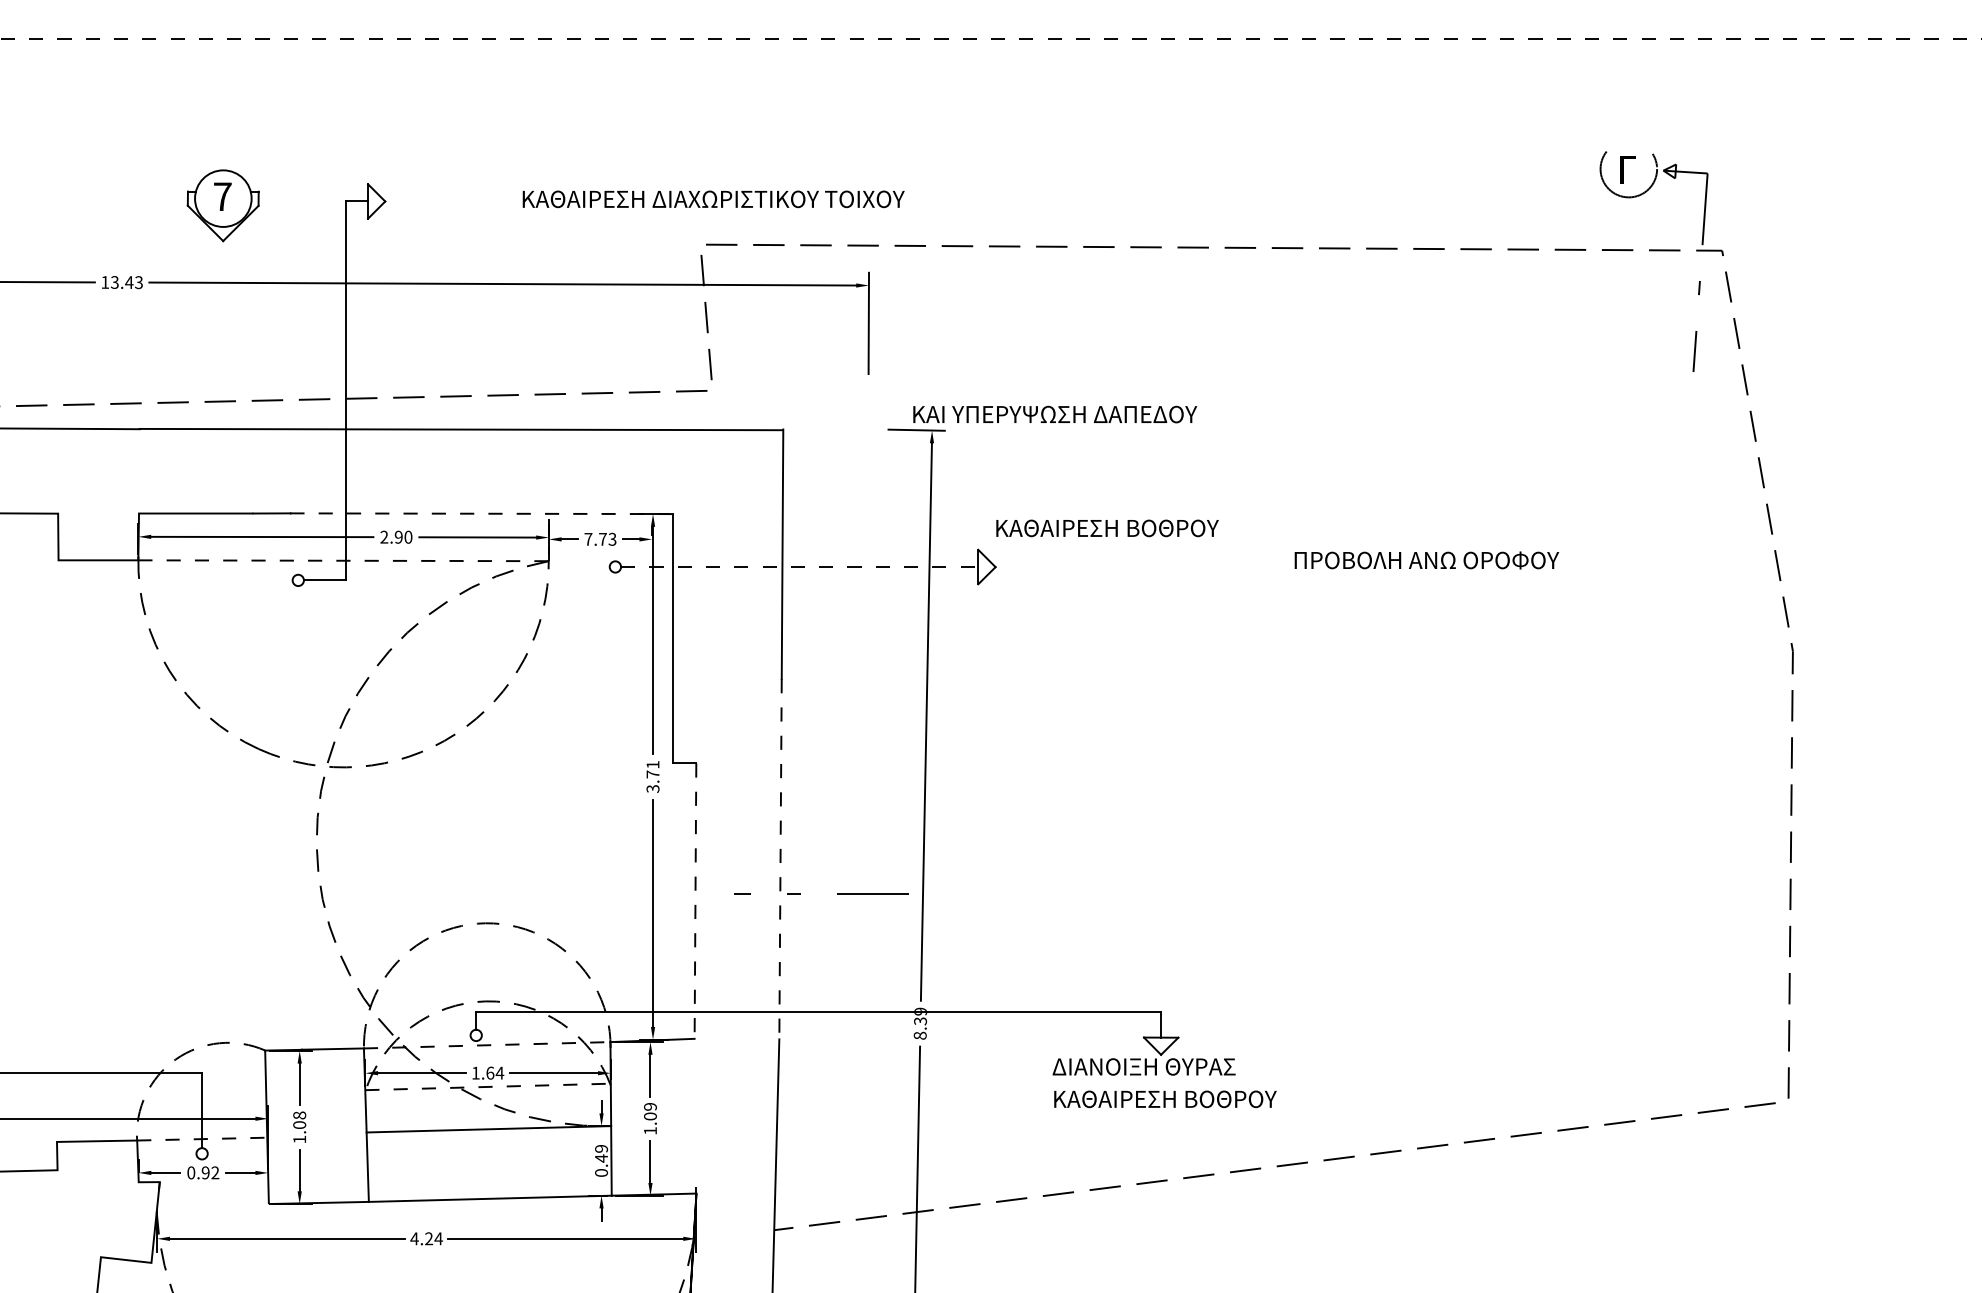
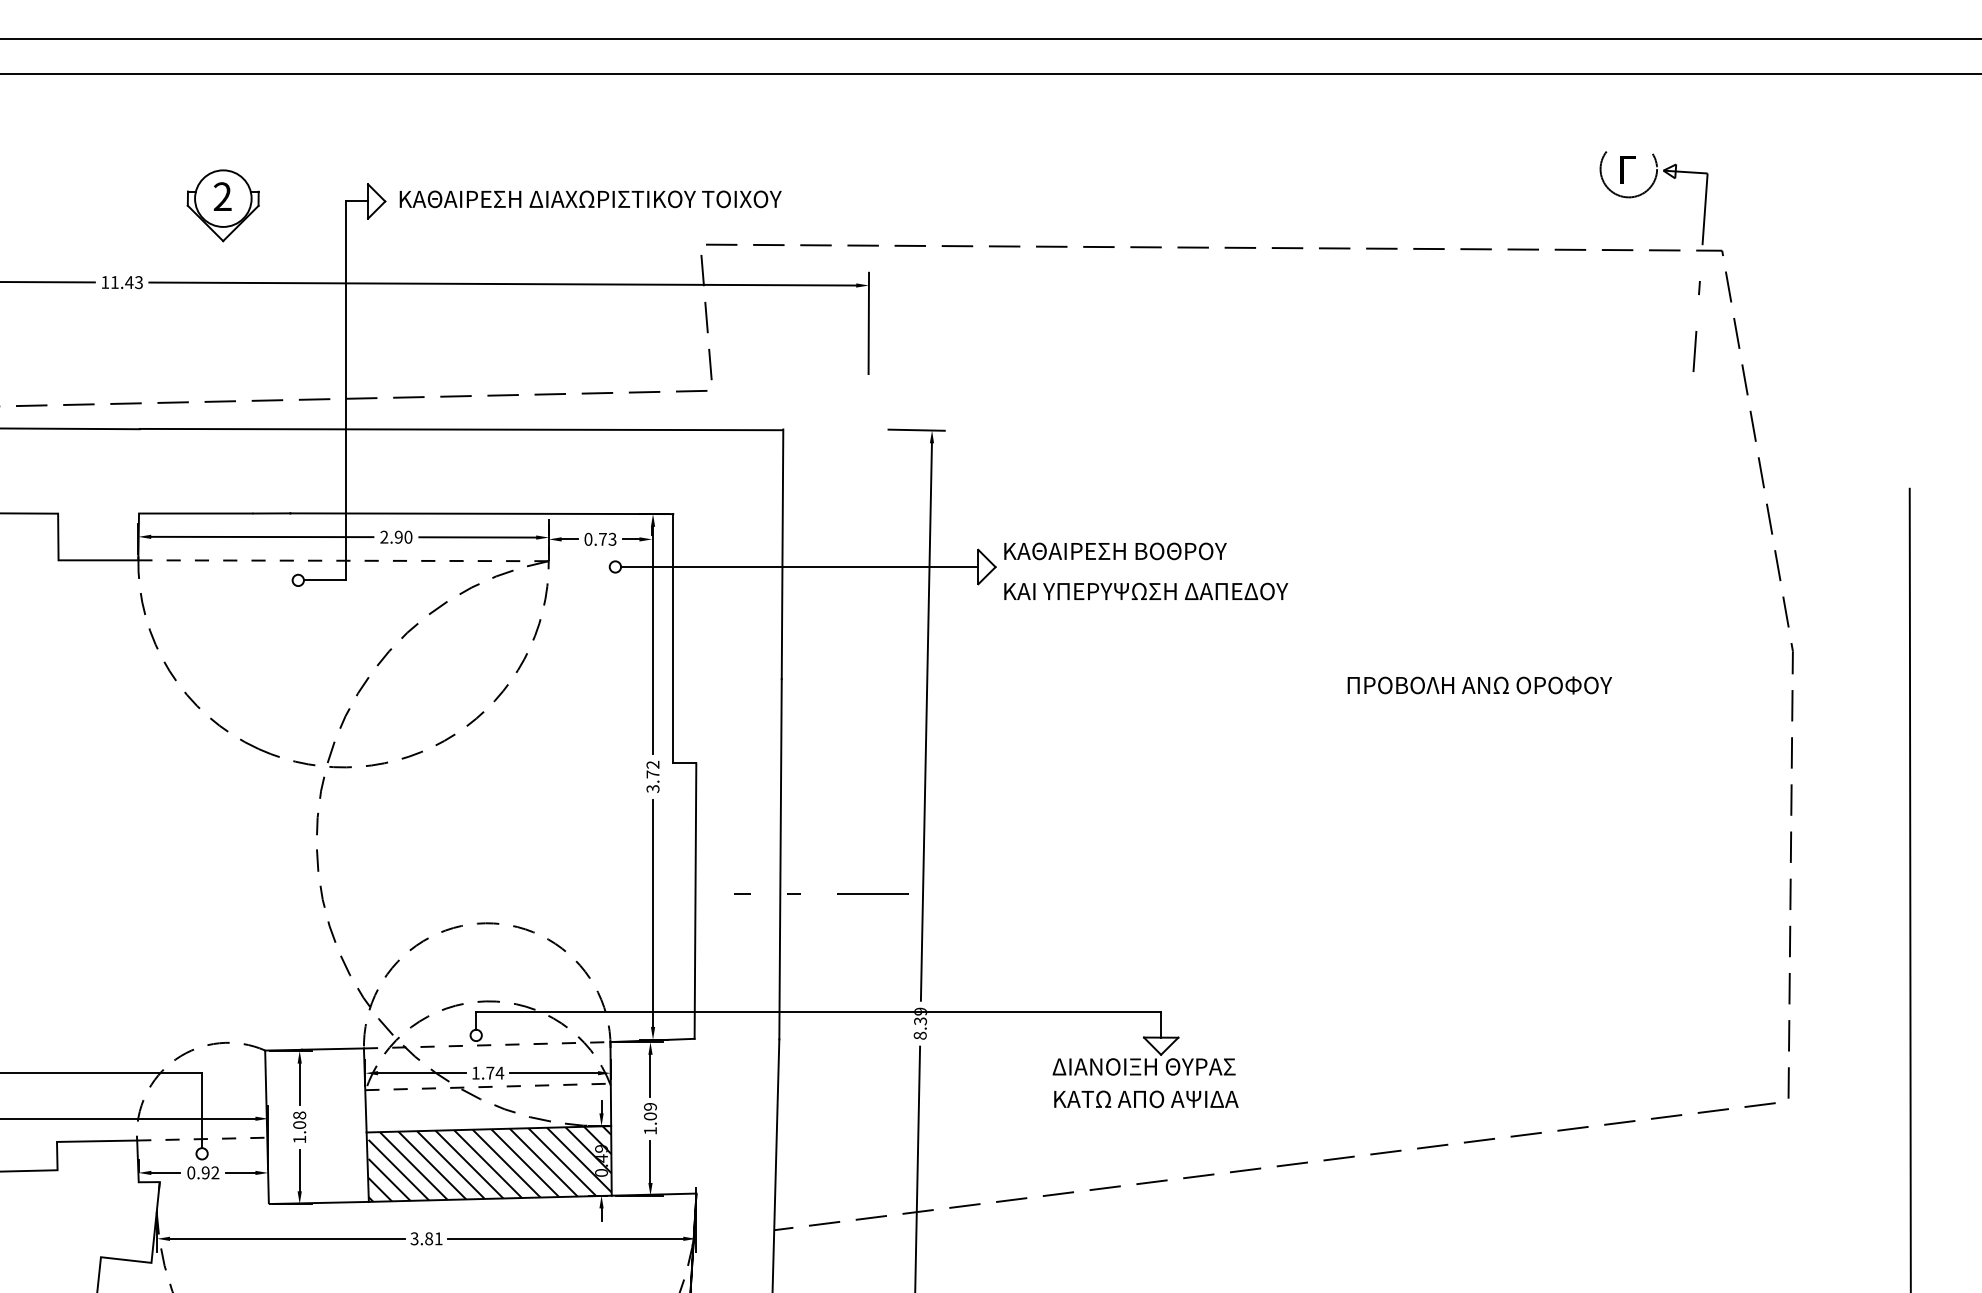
line: dashed -> solid (990, 38)
line: none -> present (990, 73)
text: 7 -> 2 (222, 196)
text position: (713, 199) -> (590, 199) (590, 199)
text: 13.43 -> 11.43 (114, 282)
text position: (1055, 414) -> (1146, 591) (1146, 591)
line: dashed -> solid (482, 513)
text position: (1107, 528) -> (1115, 551) (1115, 551)
text: 7.73 -> 0.73 (588, 538)
text position: (1426, 560) -> (1479, 685) (1479, 685)
line: dashed -> solid (799, 566)
text: 3.71 -> 3.72 (652, 764)
line: dashed -> solid (780, 859)
line: none -> present (1909, 888)
line: dashed -> solid (695, 901)
text: 1.64 -> 1.74 (490, 1072)
text: ΚΑΘΑΙΡΕΣΗ ΒΟΘΡΟΥ -> ΚΑΤΩ ΑΠΟ ΑΨΙΔΑ (1178, 1099)
hatch: none -> present (489, 1163)
text: 4.24 -> 3.81 (426, 1238)
